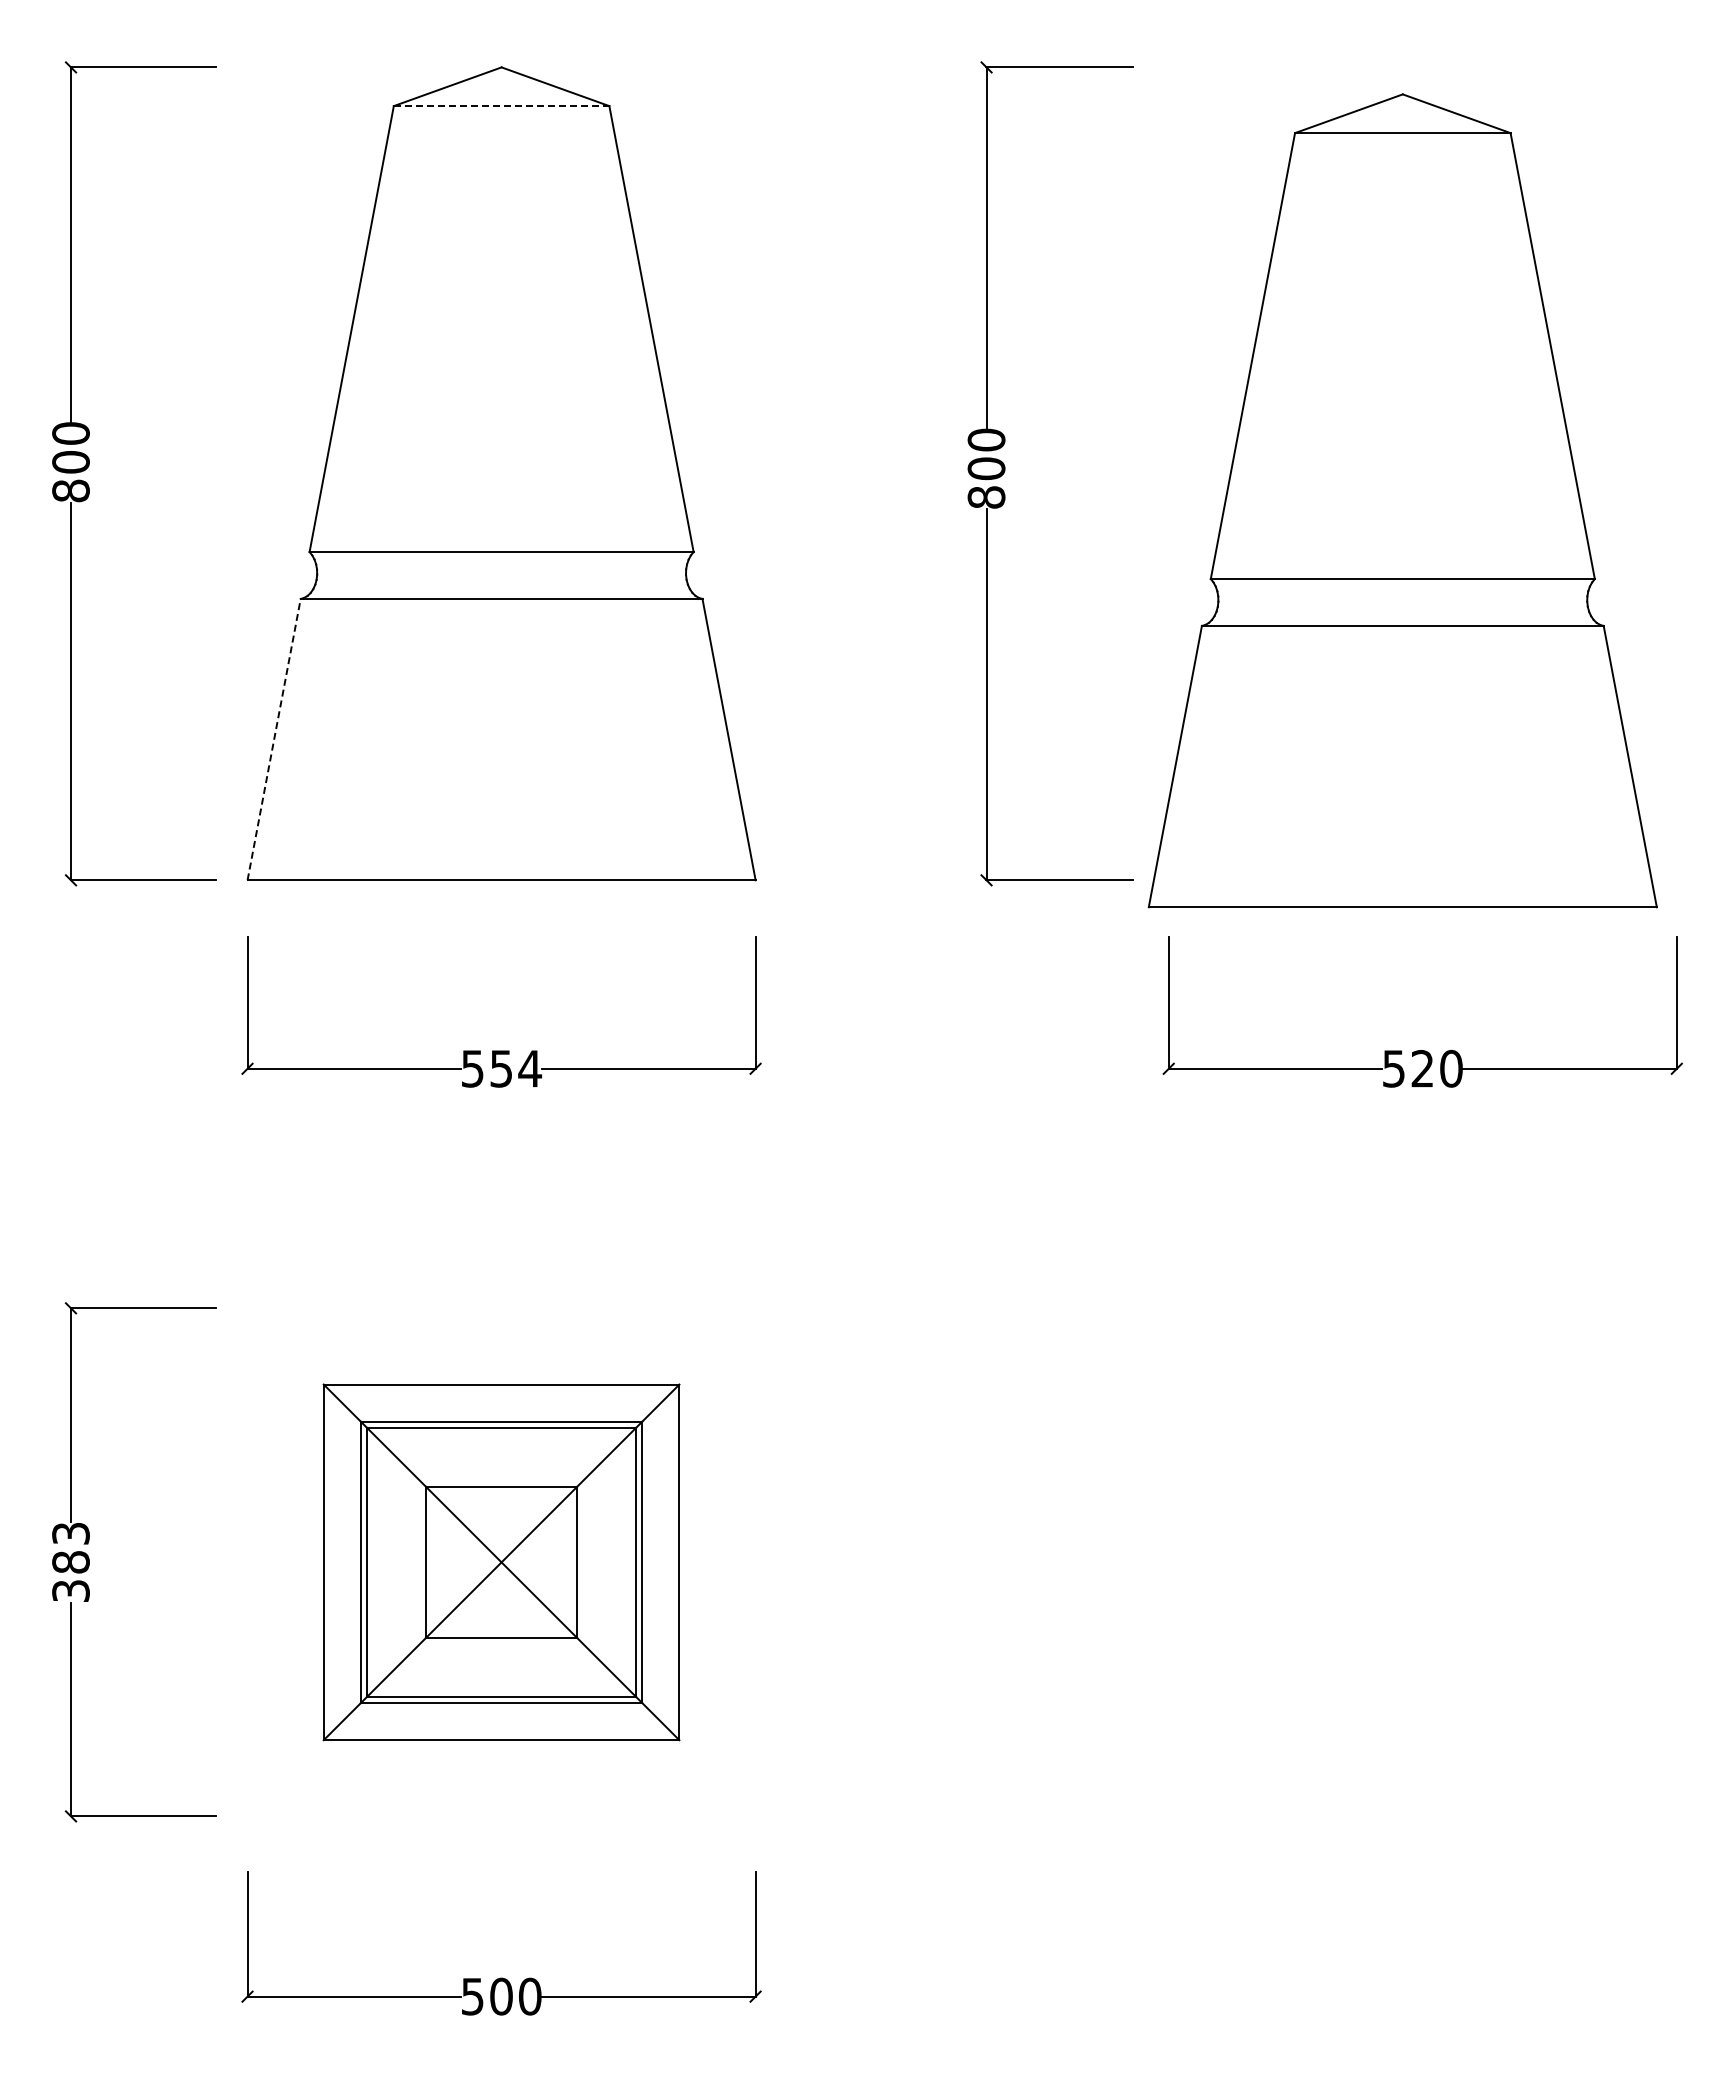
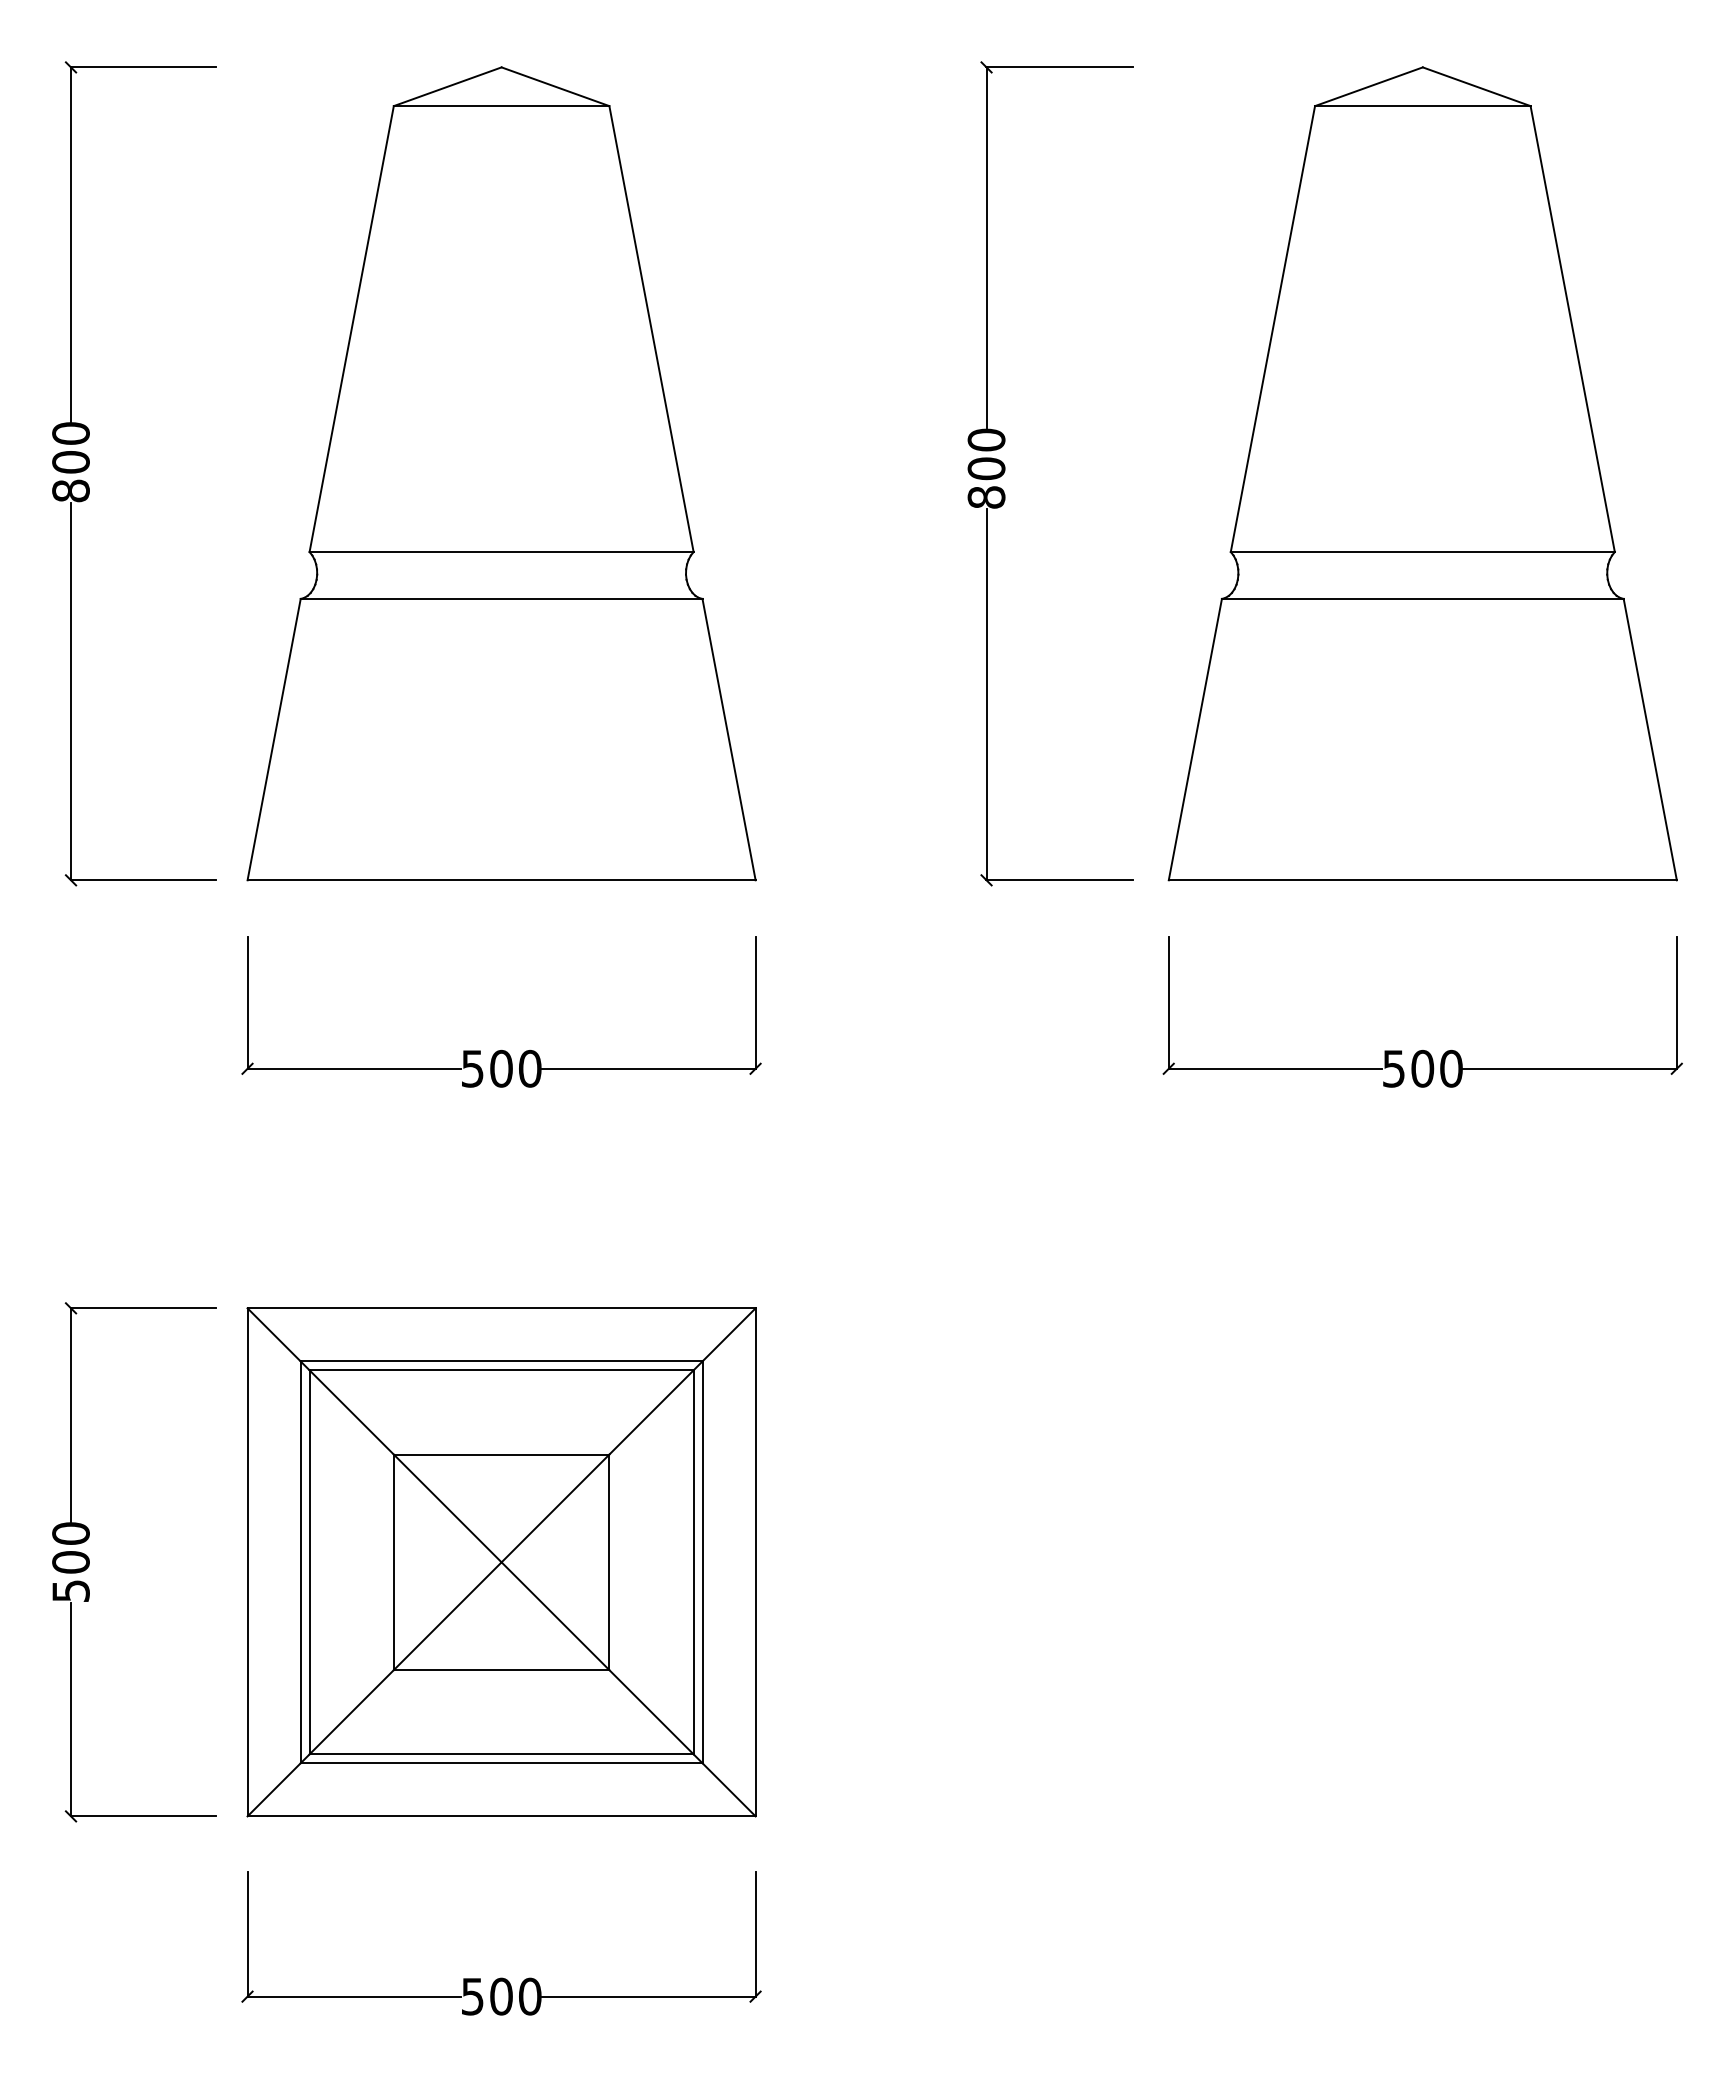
line: dashed -> solid (501, 106)
part position: (1402, 500) -> (1422, 473) (1422, 473)
line: dashed -> solid (274, 739)
text: 554 -> 500 (516, 1068)
text: 520 -> 500 (1422, 1068)
text: 383 -> 500 (70, 1561)
part size: 359x359 px -> 511x511 px (501, 1562)
